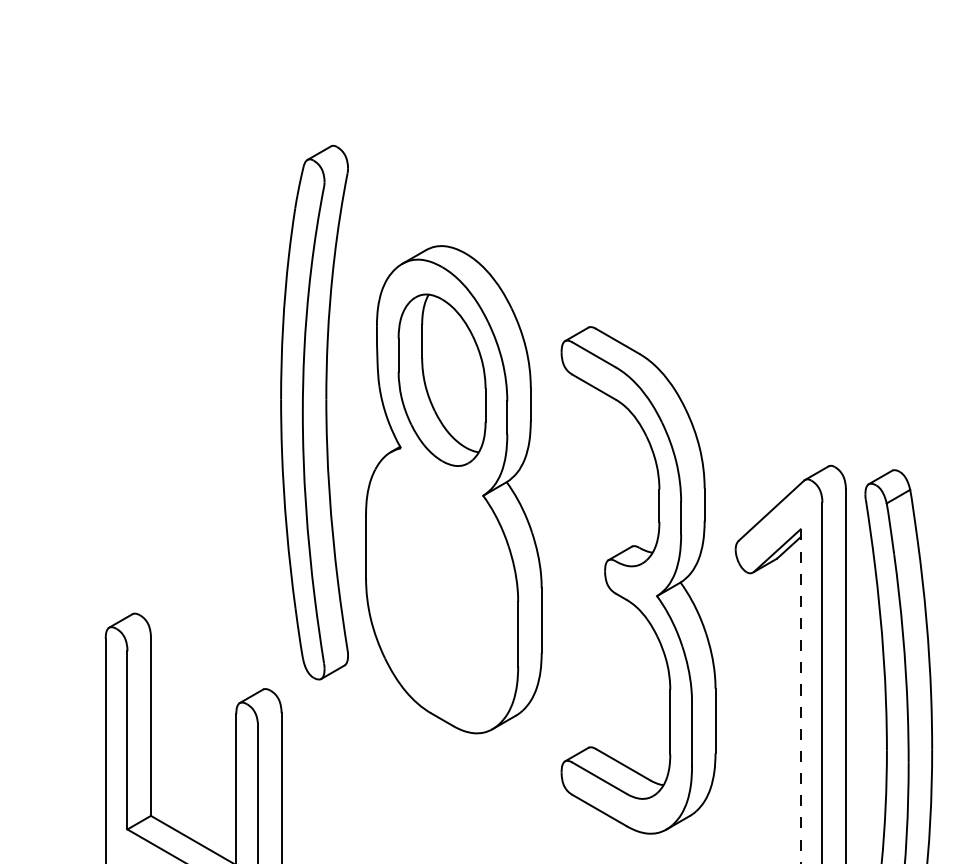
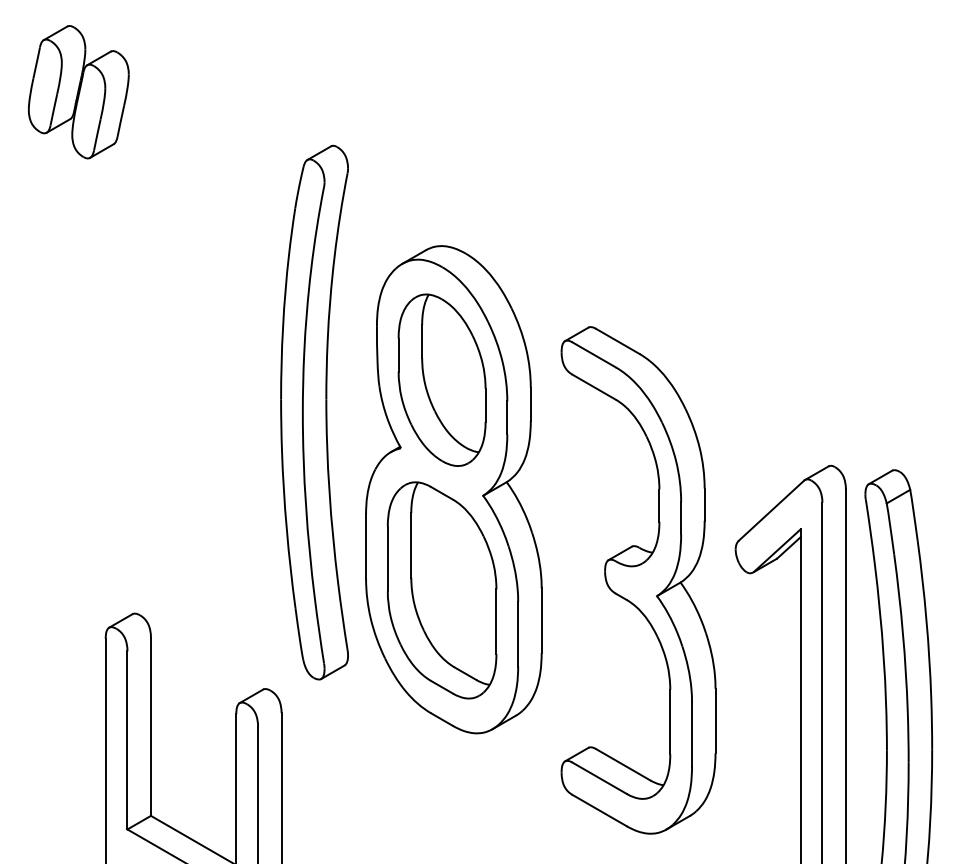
part: none -> present (78, 92)
part: none -> present (441, 590)
line: dashed -> solid (800, 696)
